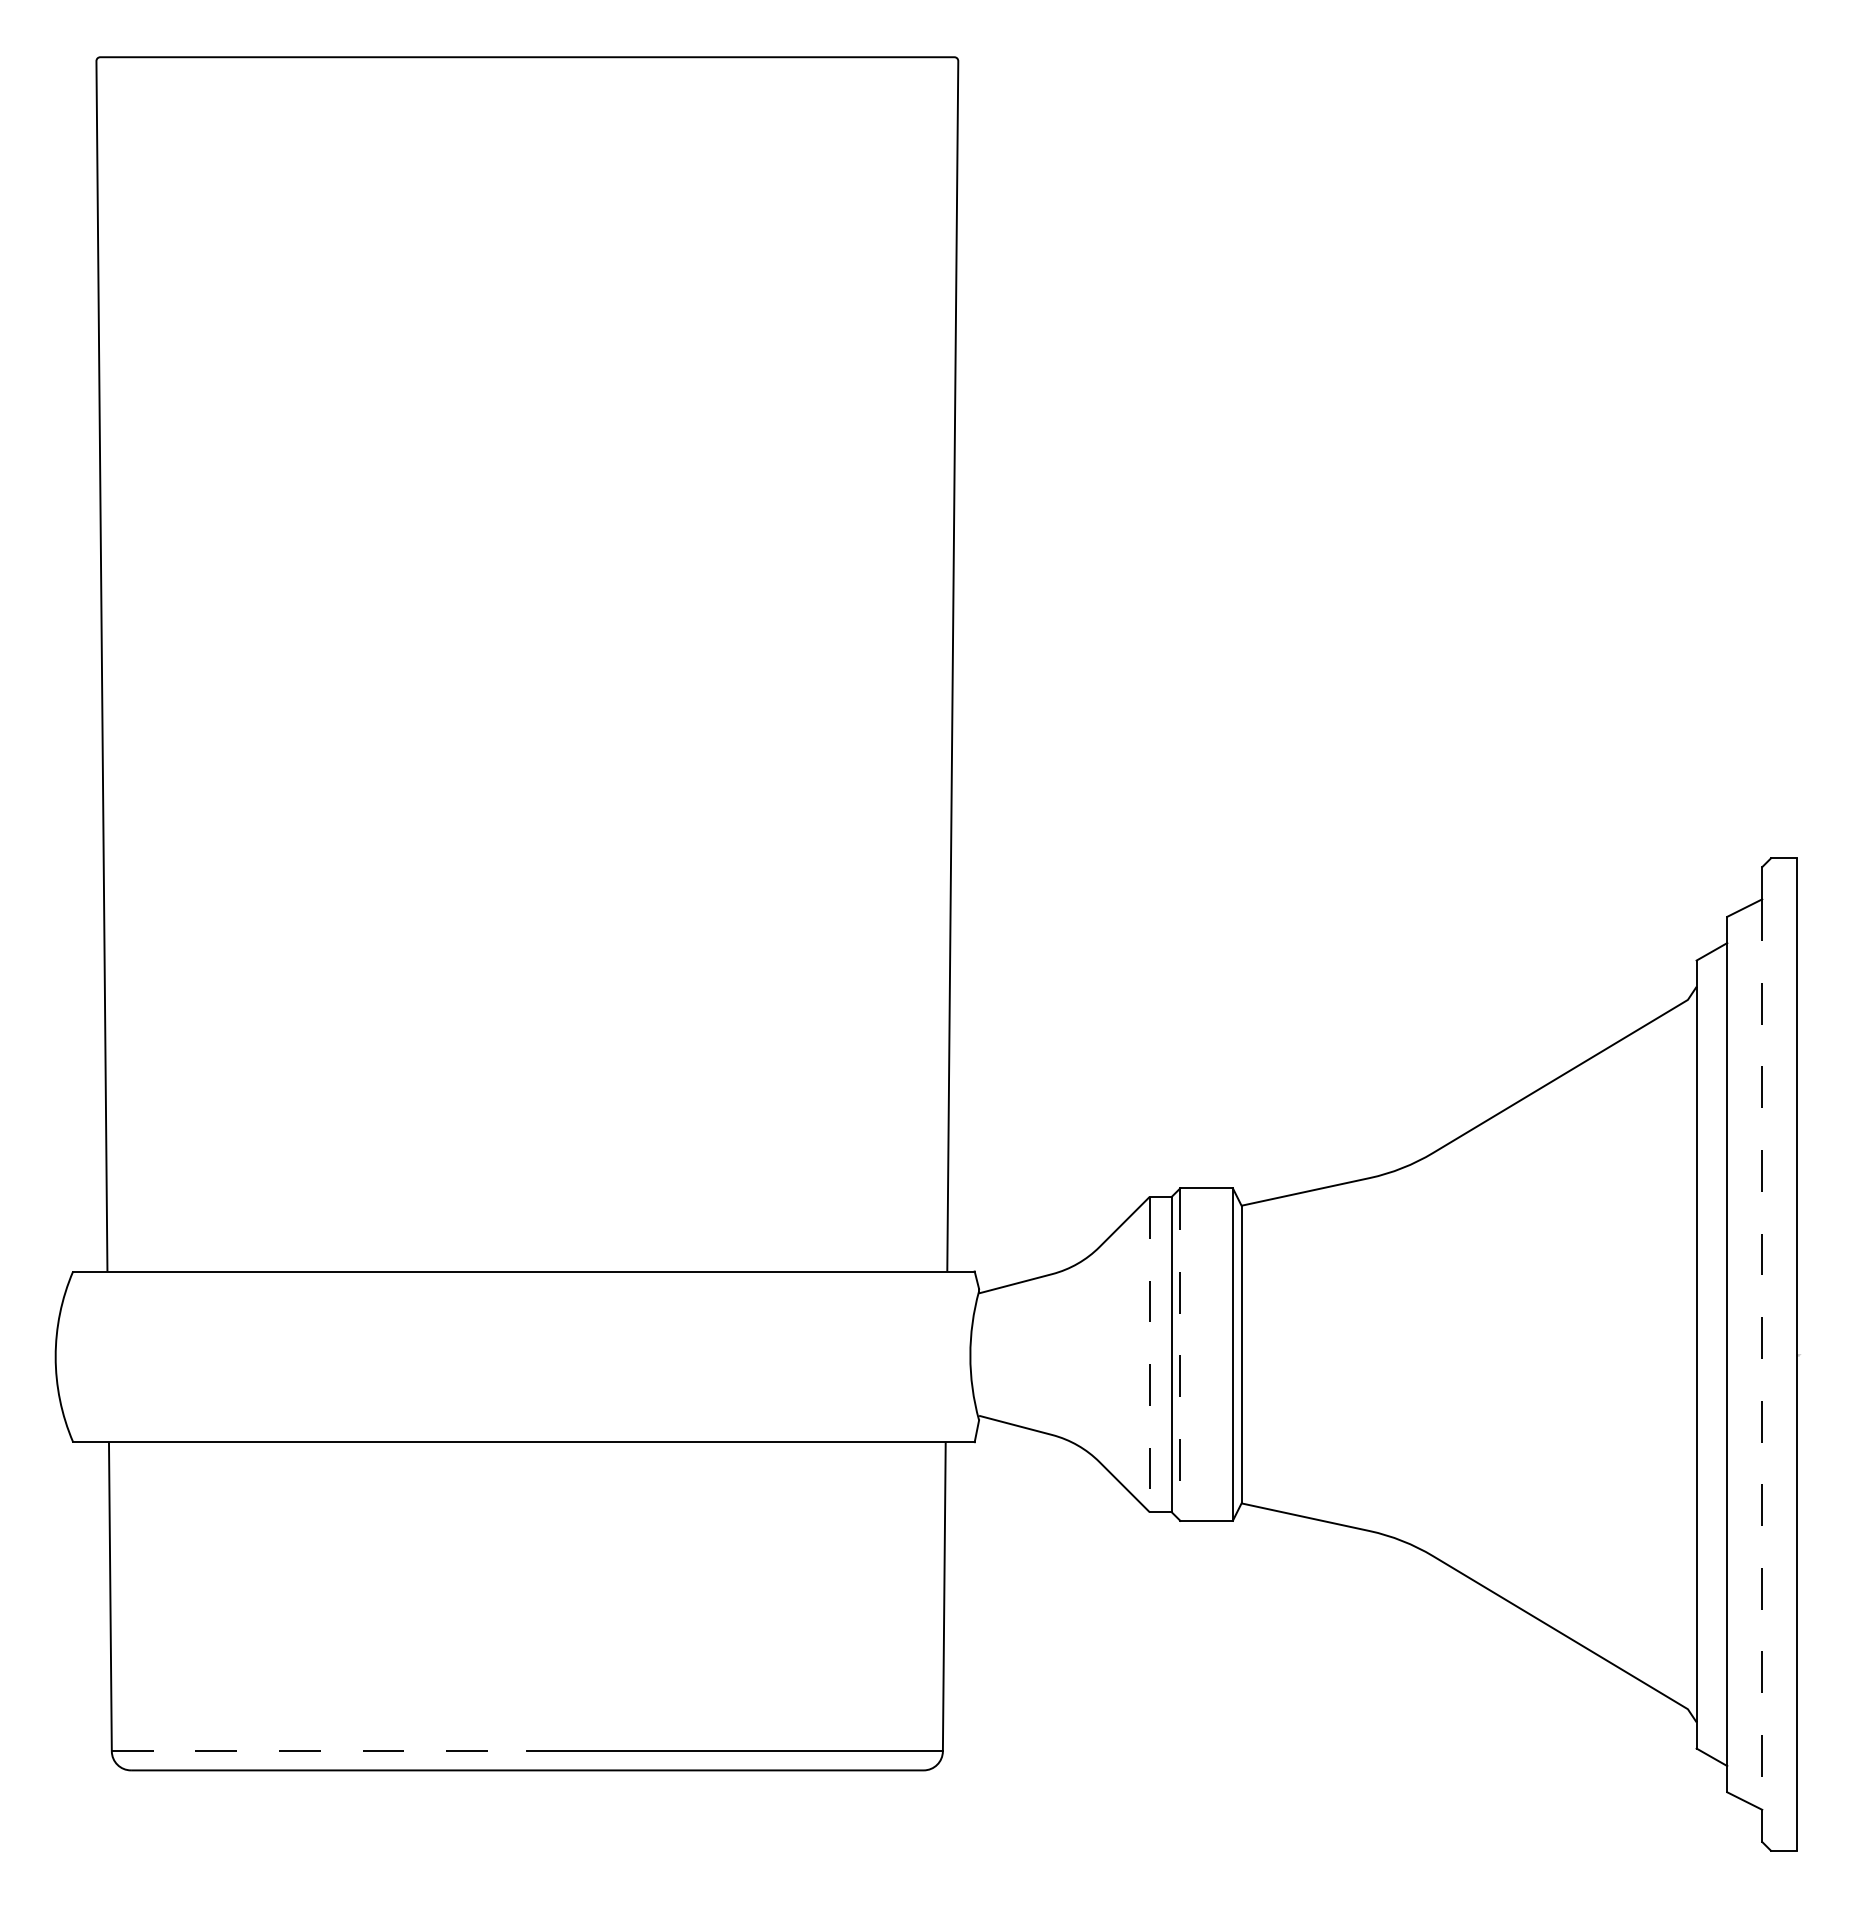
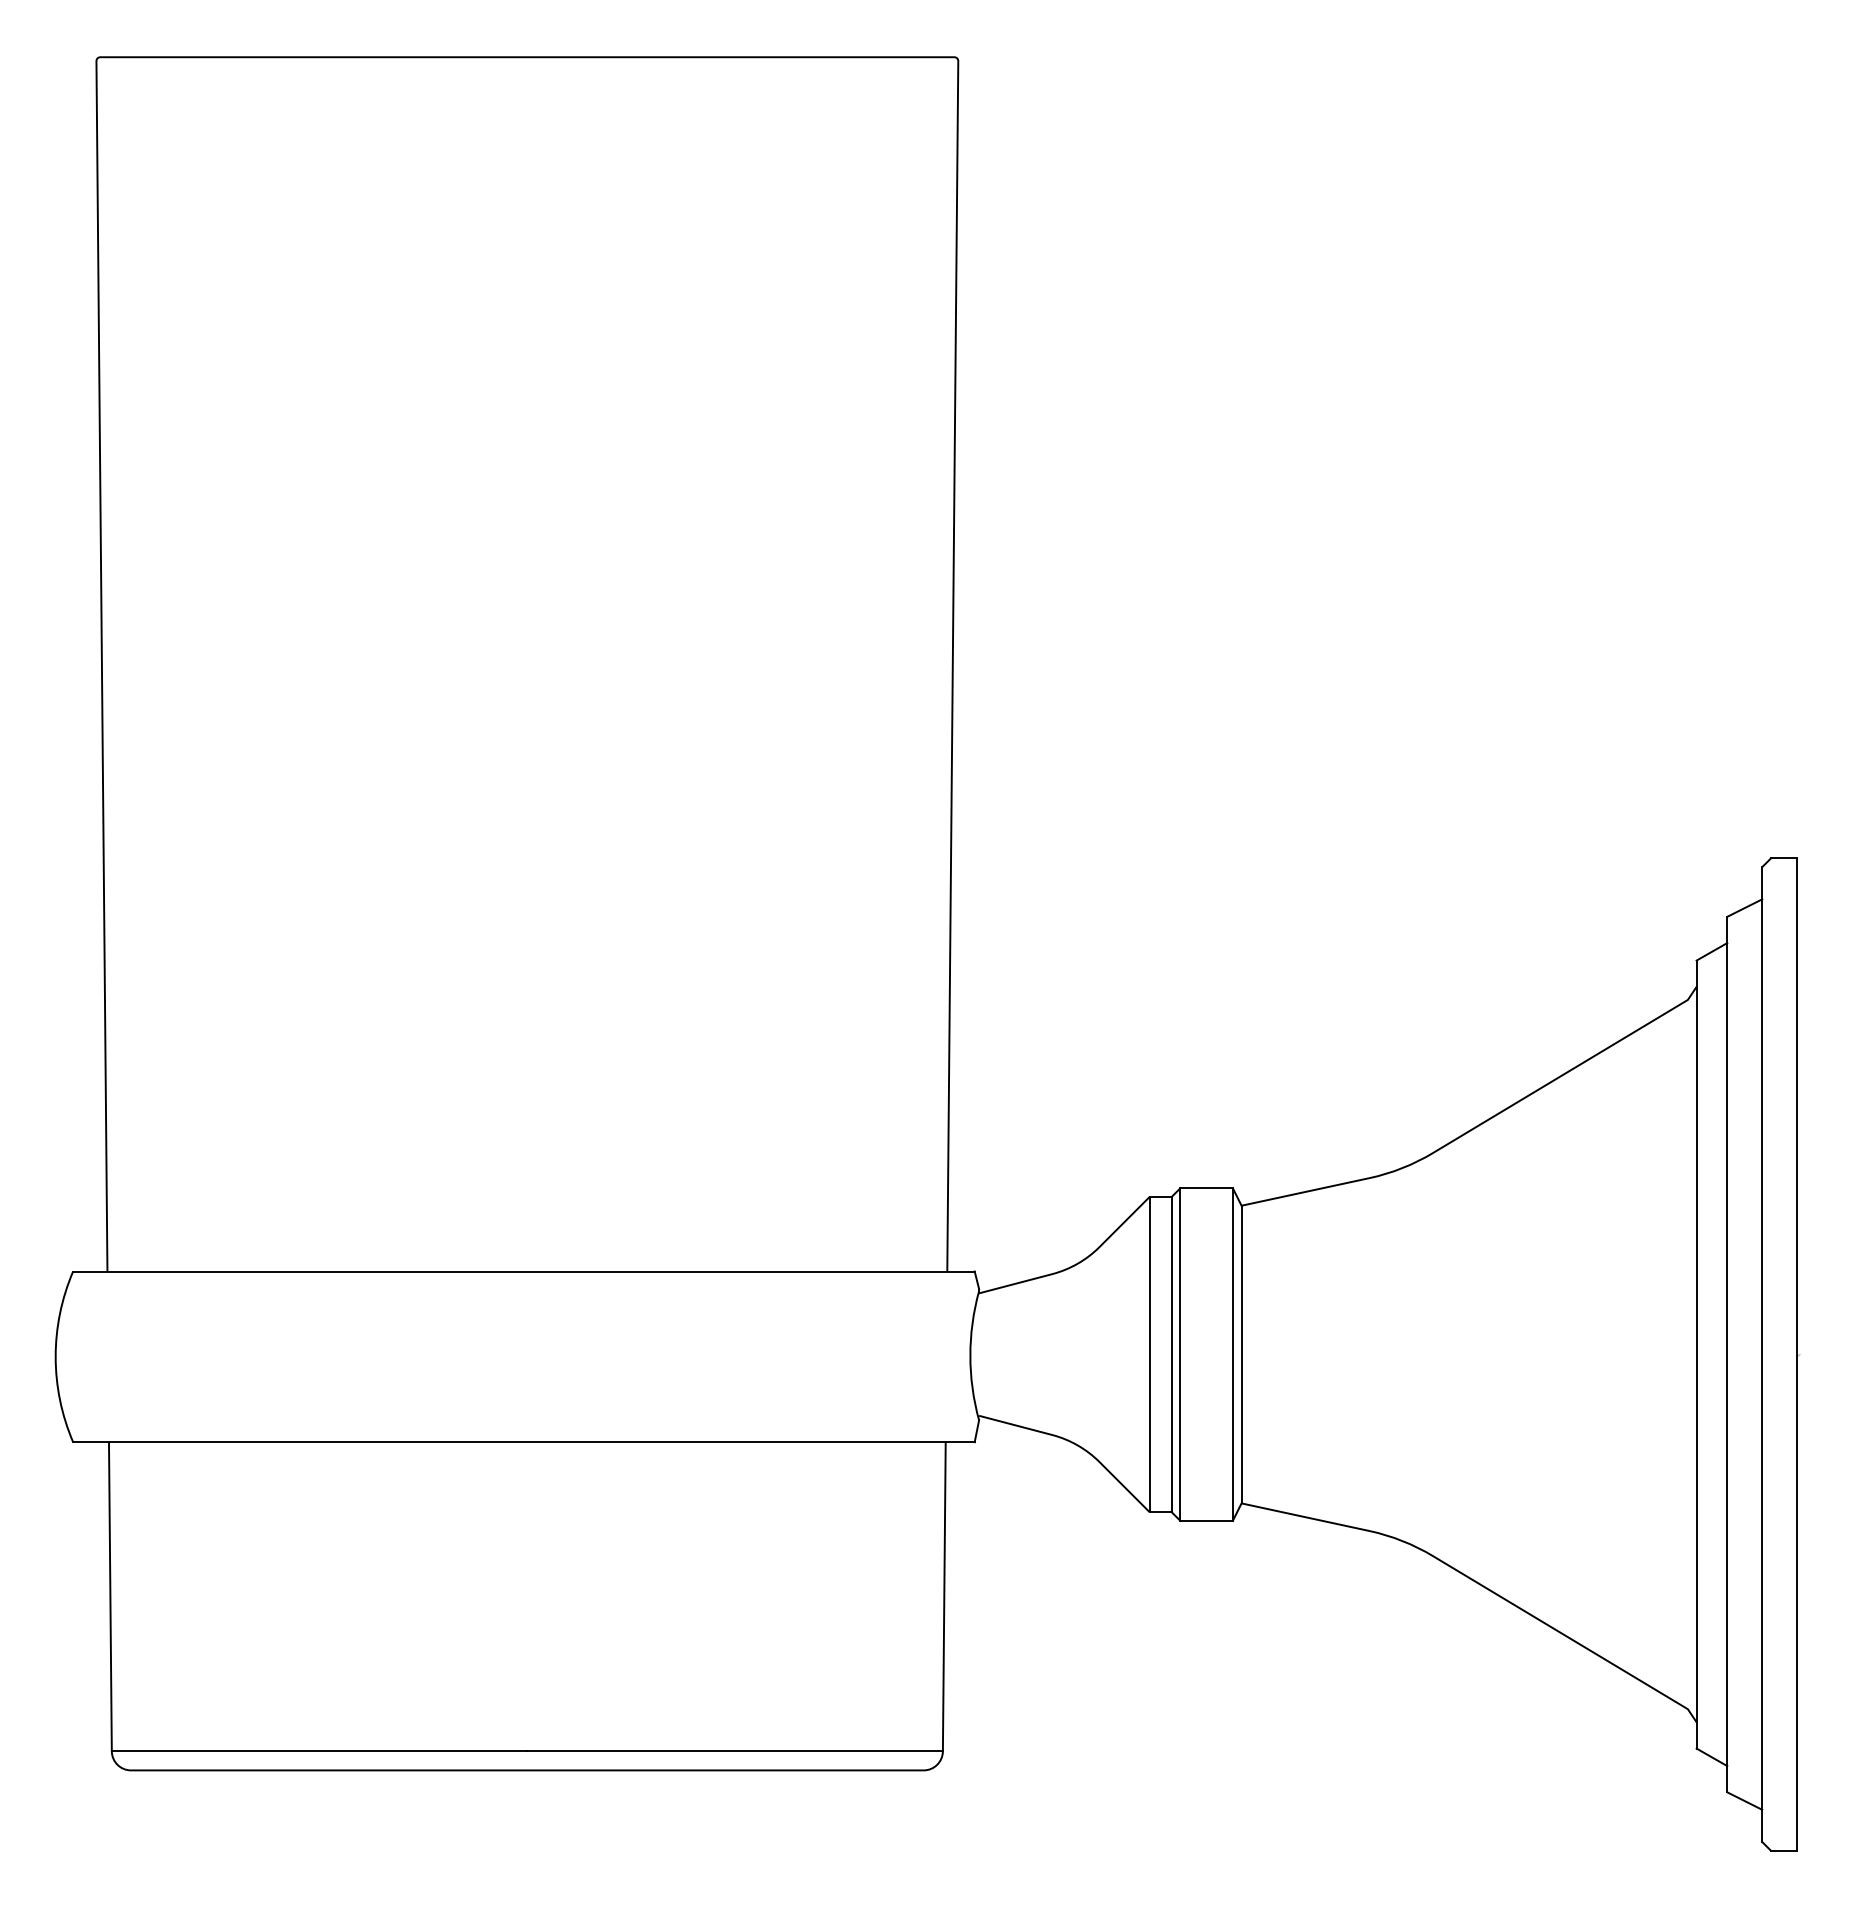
line: dashed -> solid (1149, 1354)
line: dashed -> solid (1180, 1354)
line: dashed -> solid (1762, 1354)
line: dashed -> solid (319, 1751)
